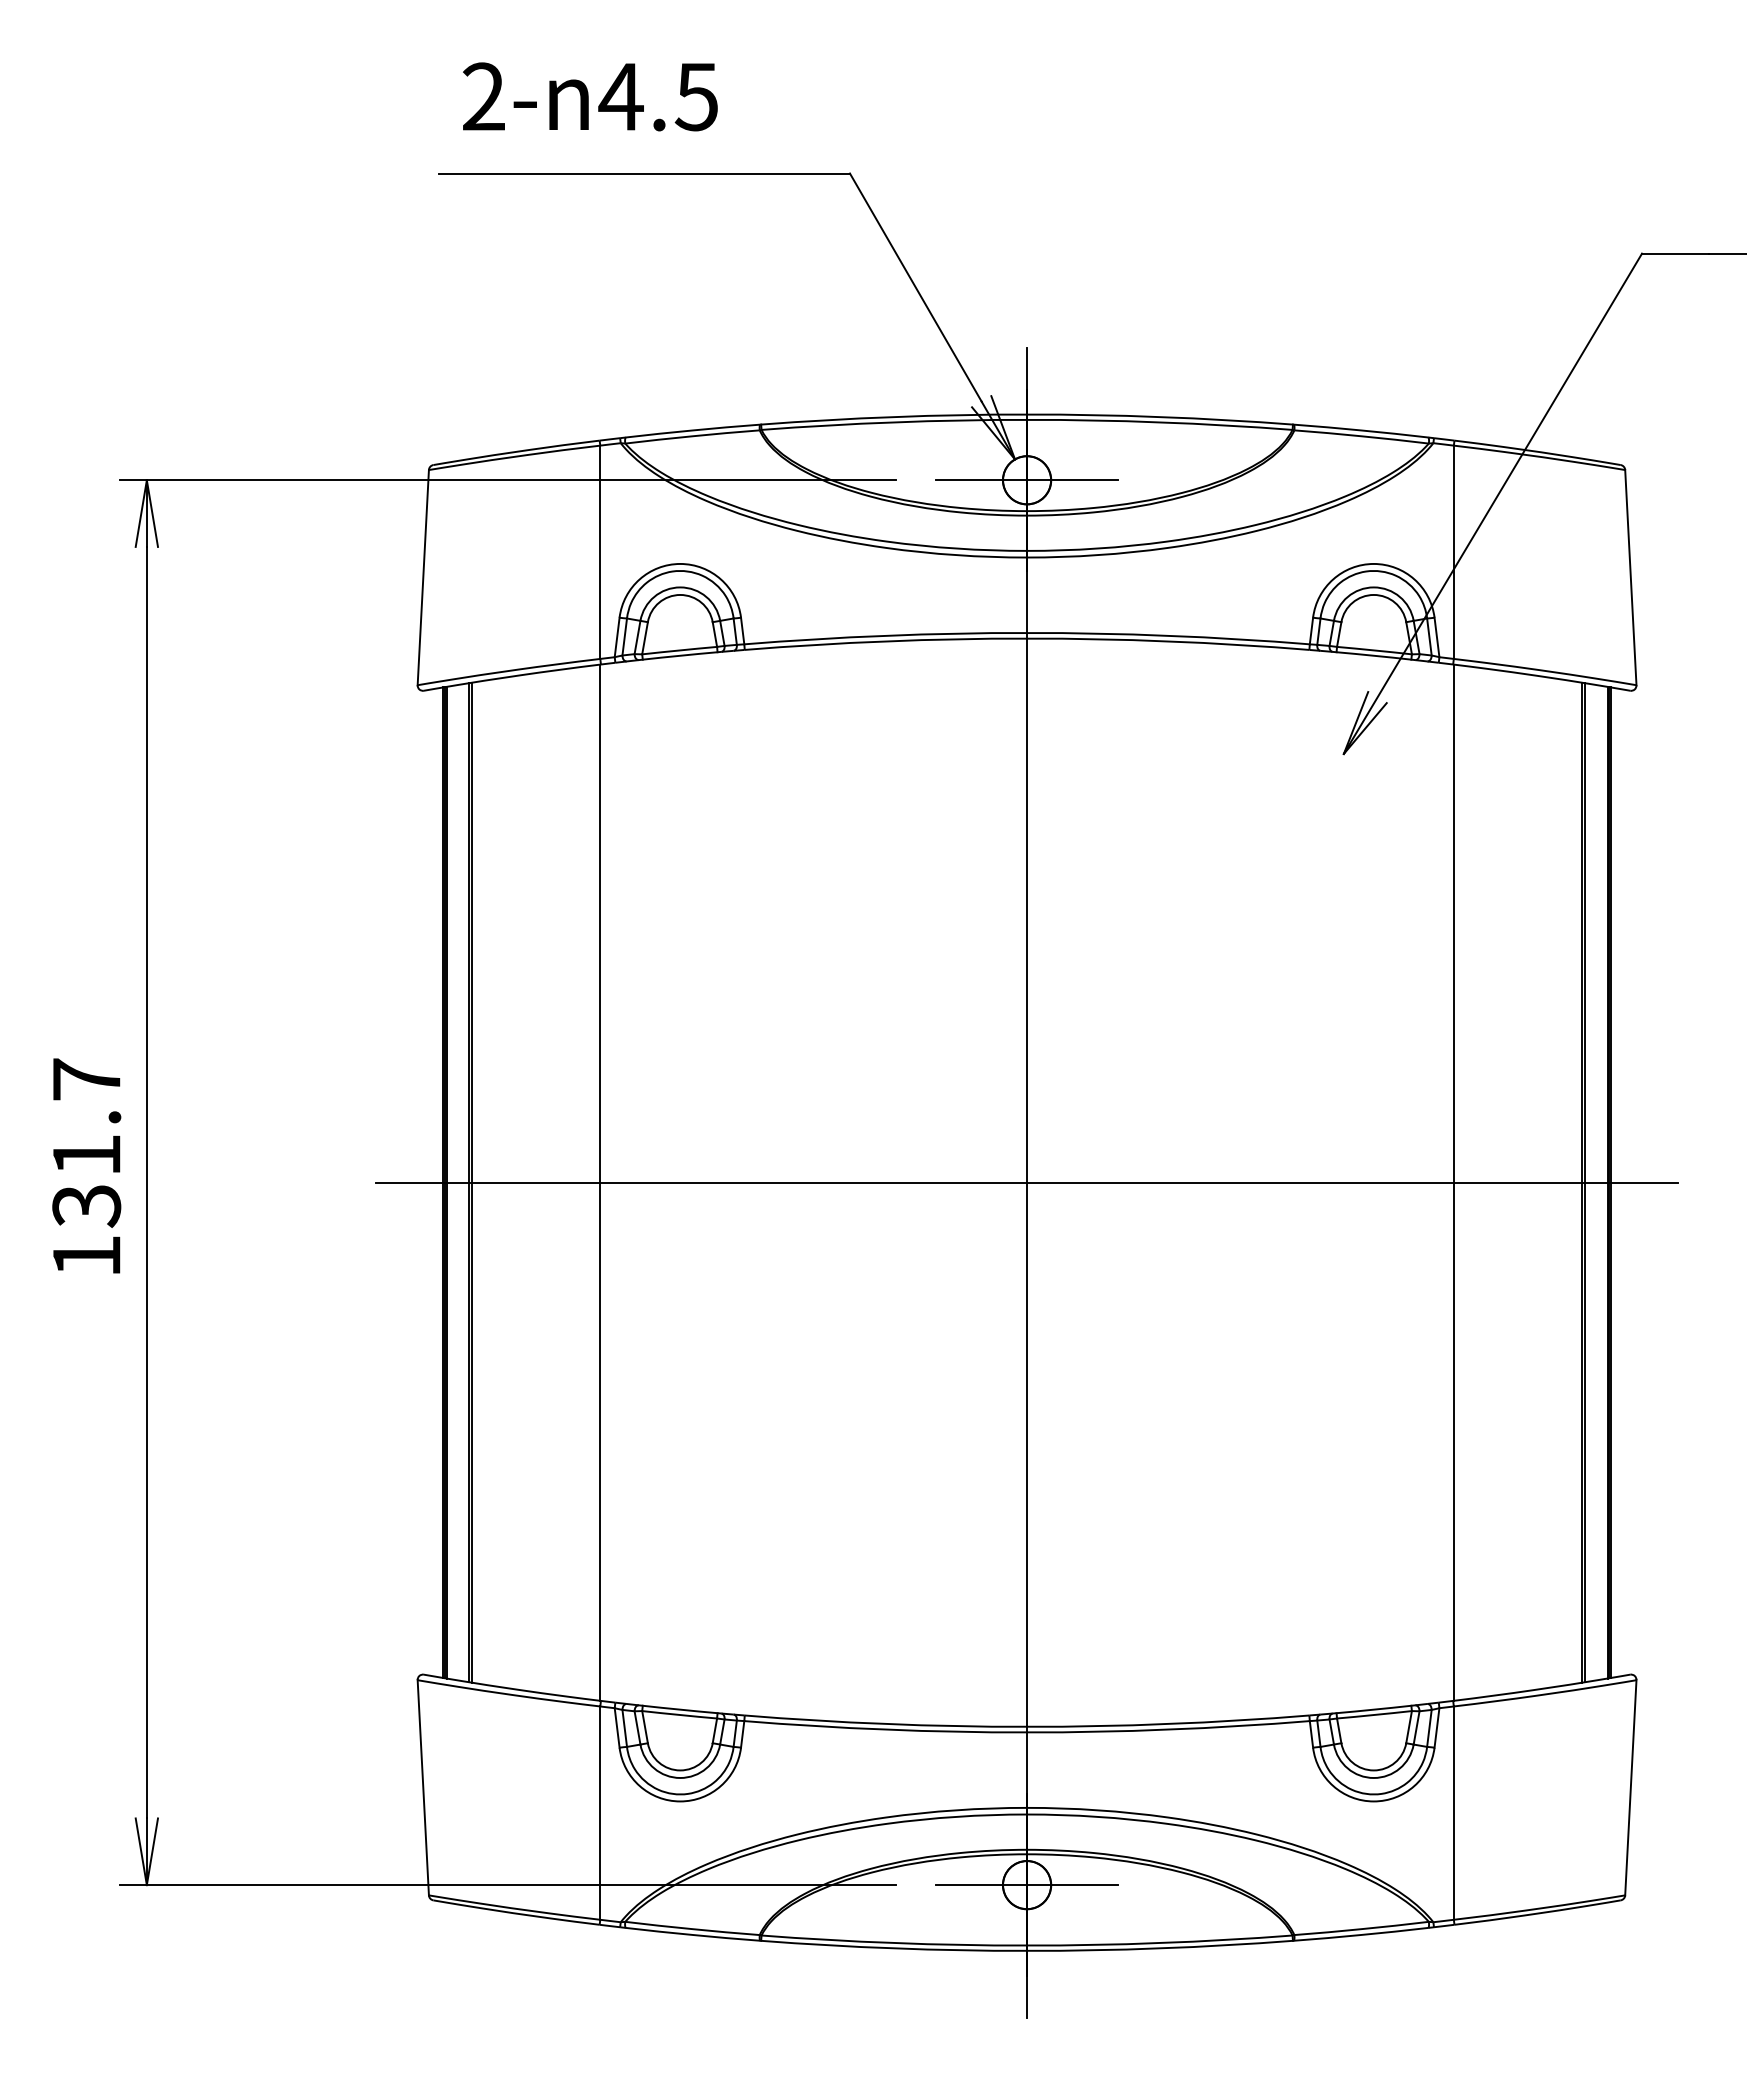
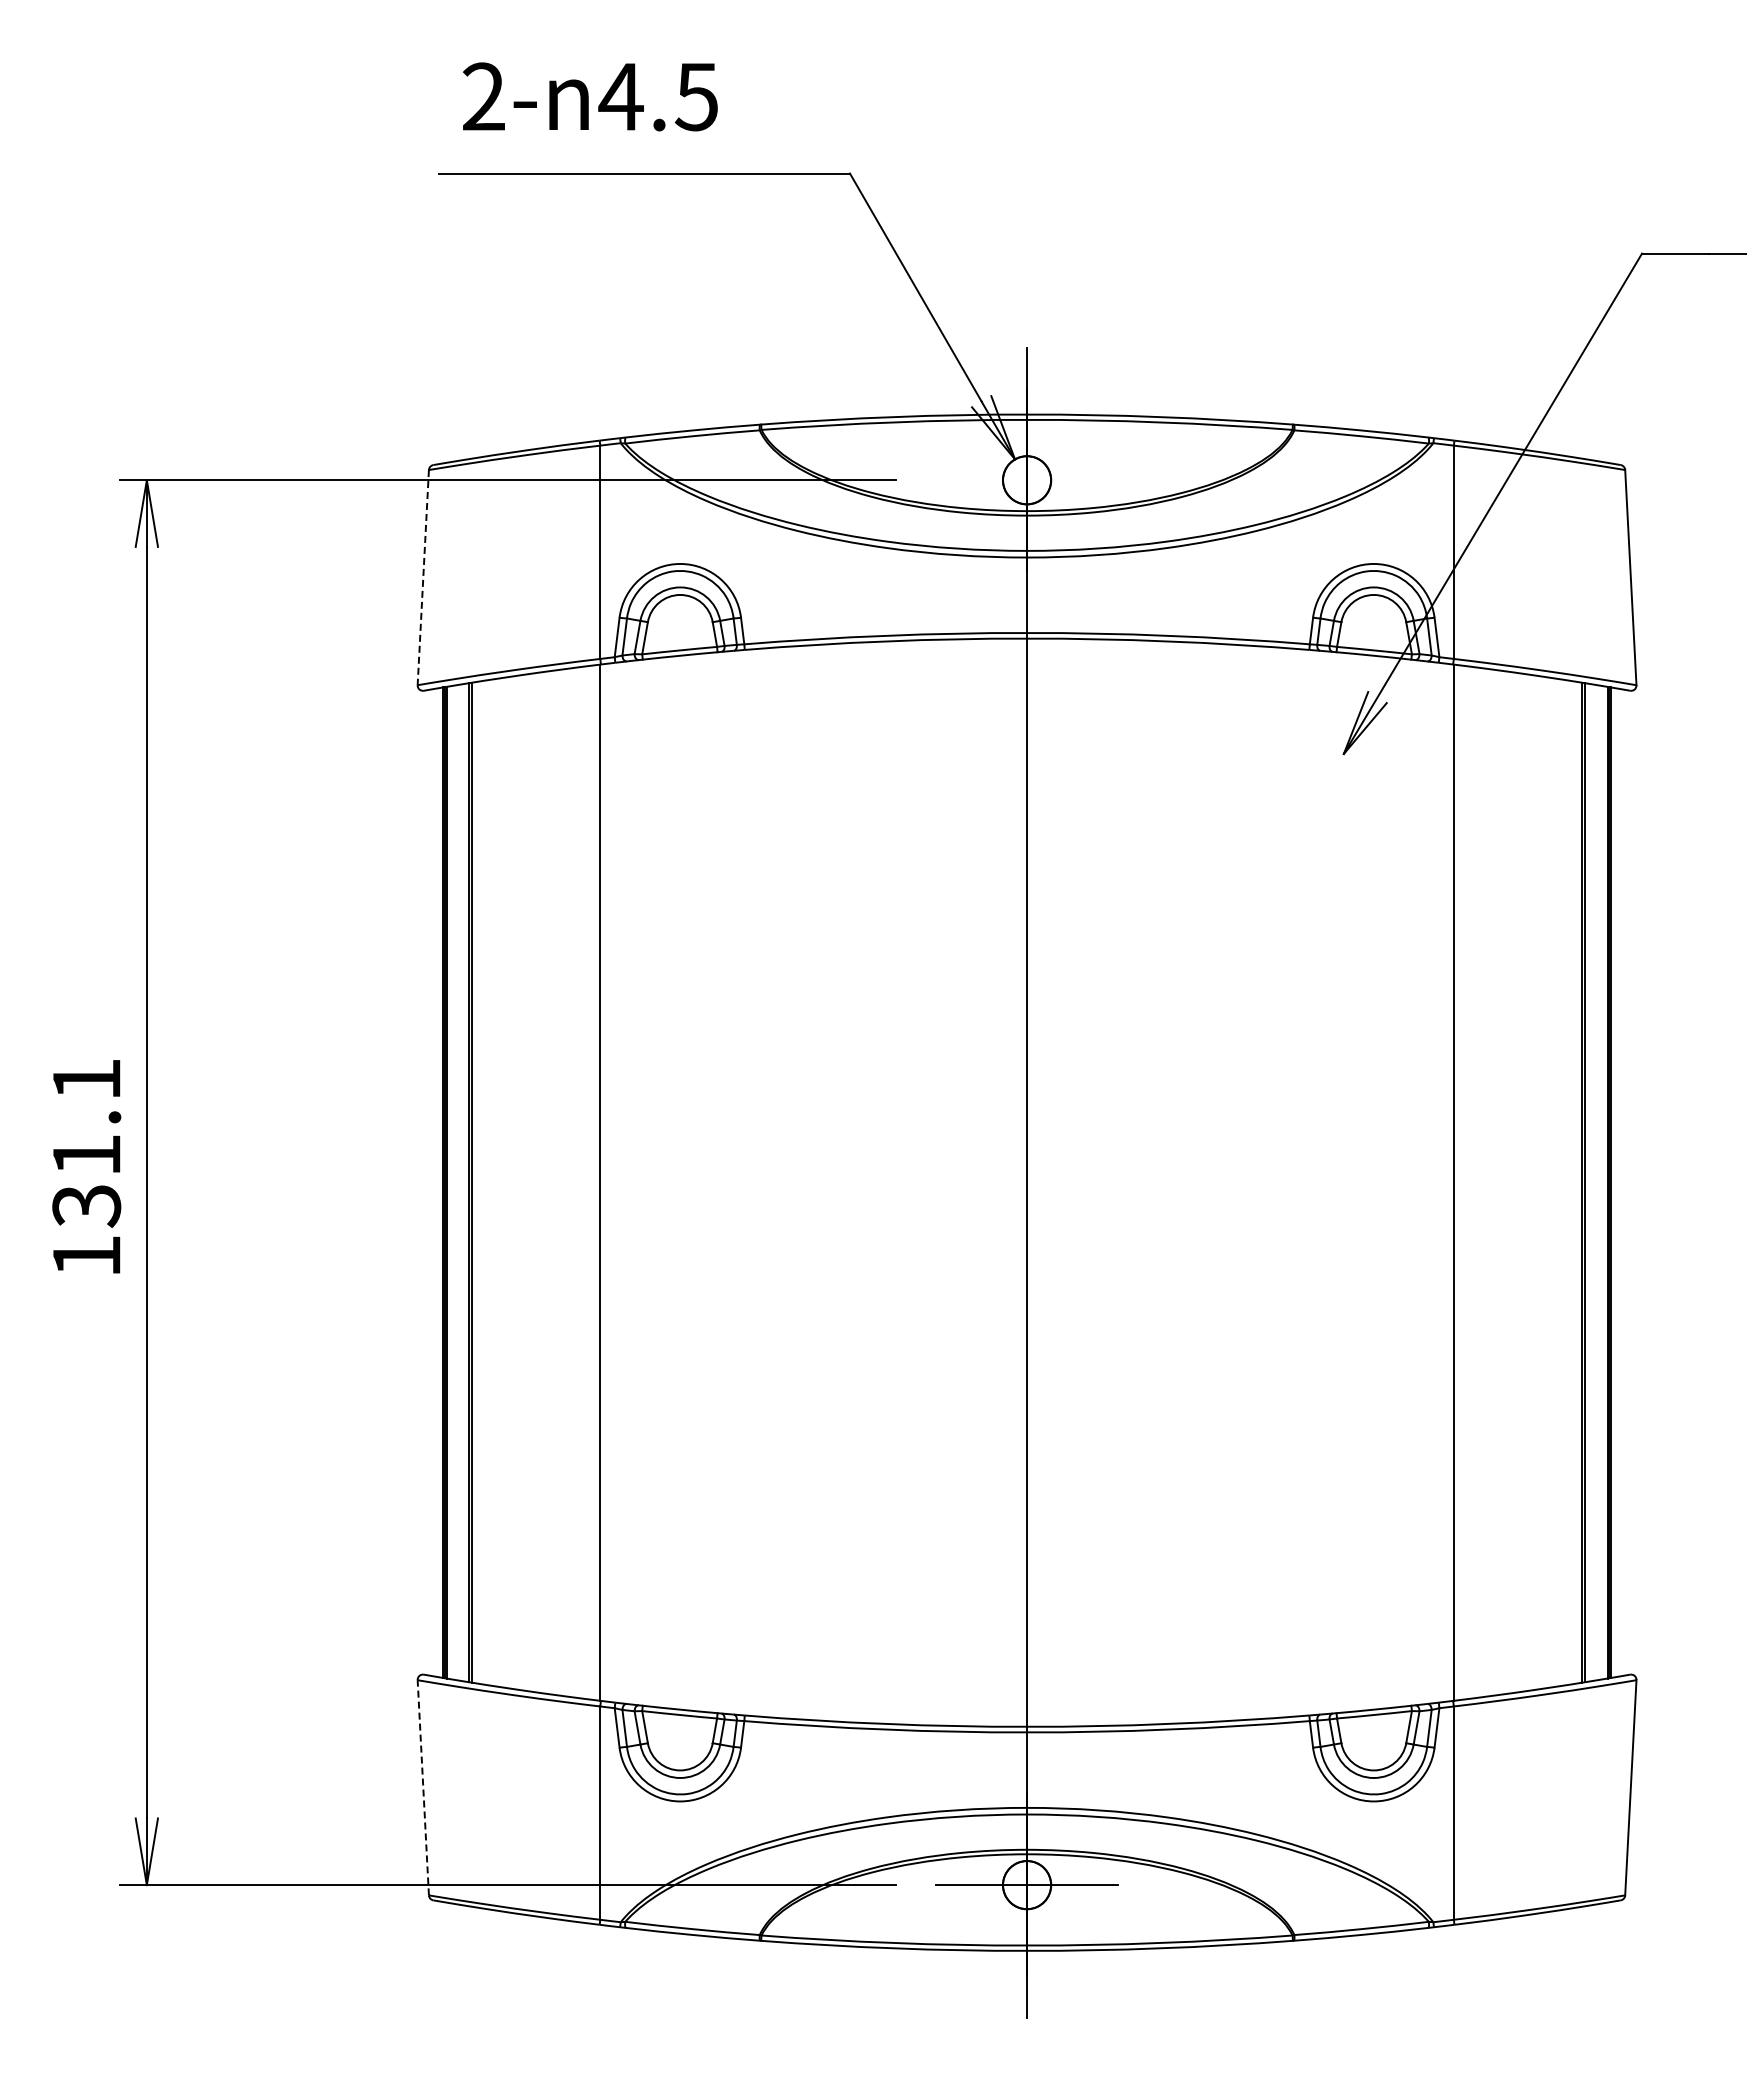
line: present -> none (1026, 480)
line: solid -> dashed (423, 577)
text: 131.7 -> 131.1 (86, 1079)
line: present -> none (1026, 1182)
line: solid -> dashed (423, 1787)
